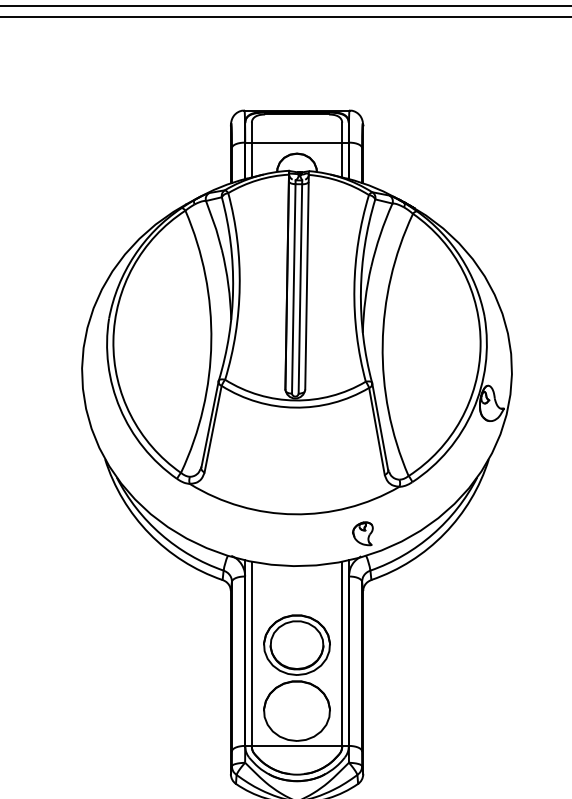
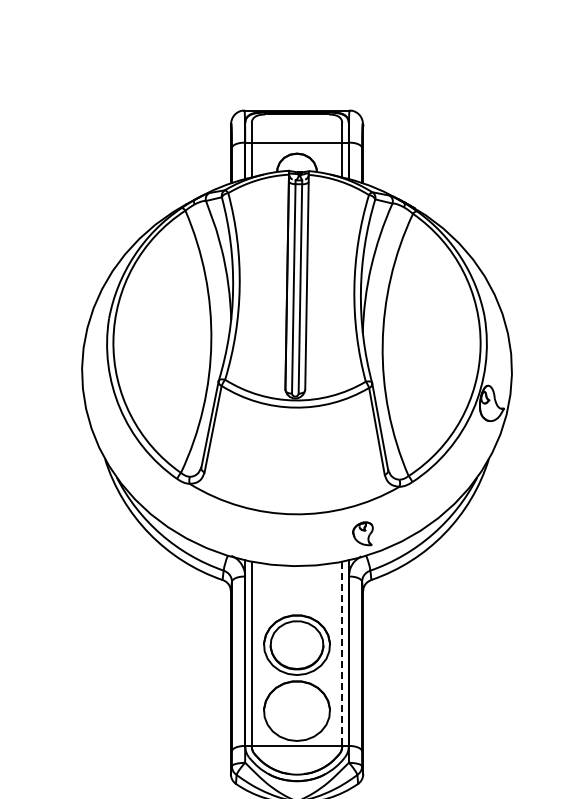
line: present -> none (285, 5)
line: present -> none (285, 16)
line: solid -> dashed (342, 654)
